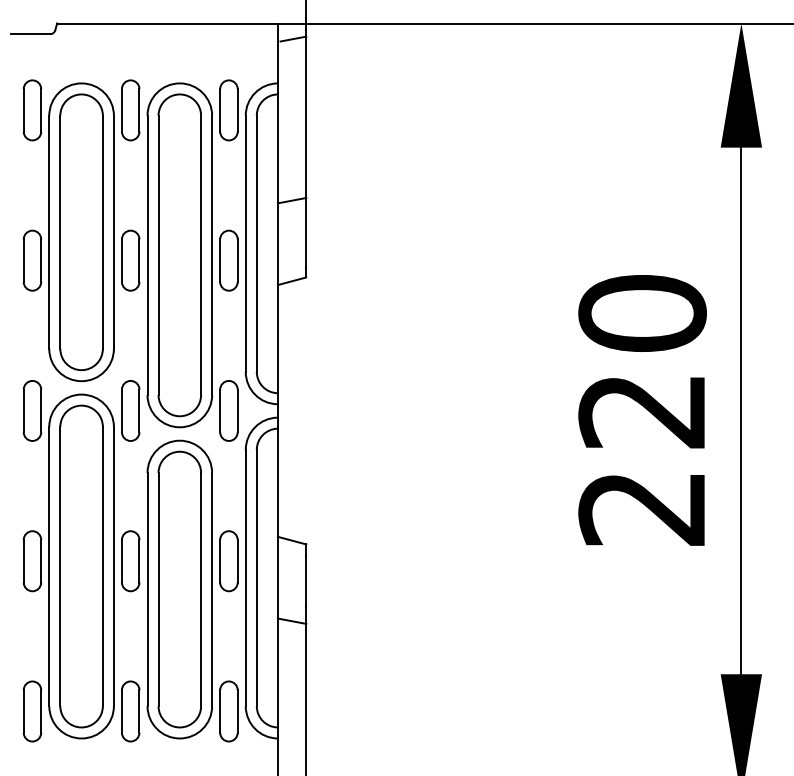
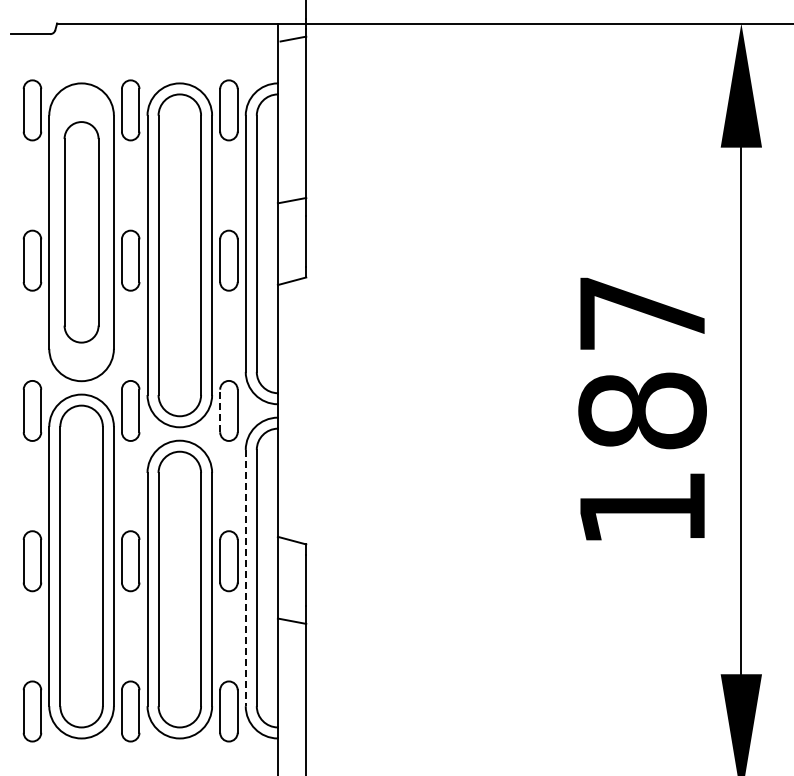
part size: 45x279 px -> 37x223 px (81, 232)
line: solid -> dashed (220, 410)
text: 220 -> 187 (642, 410)
line: solid -> dashed (245, 578)
